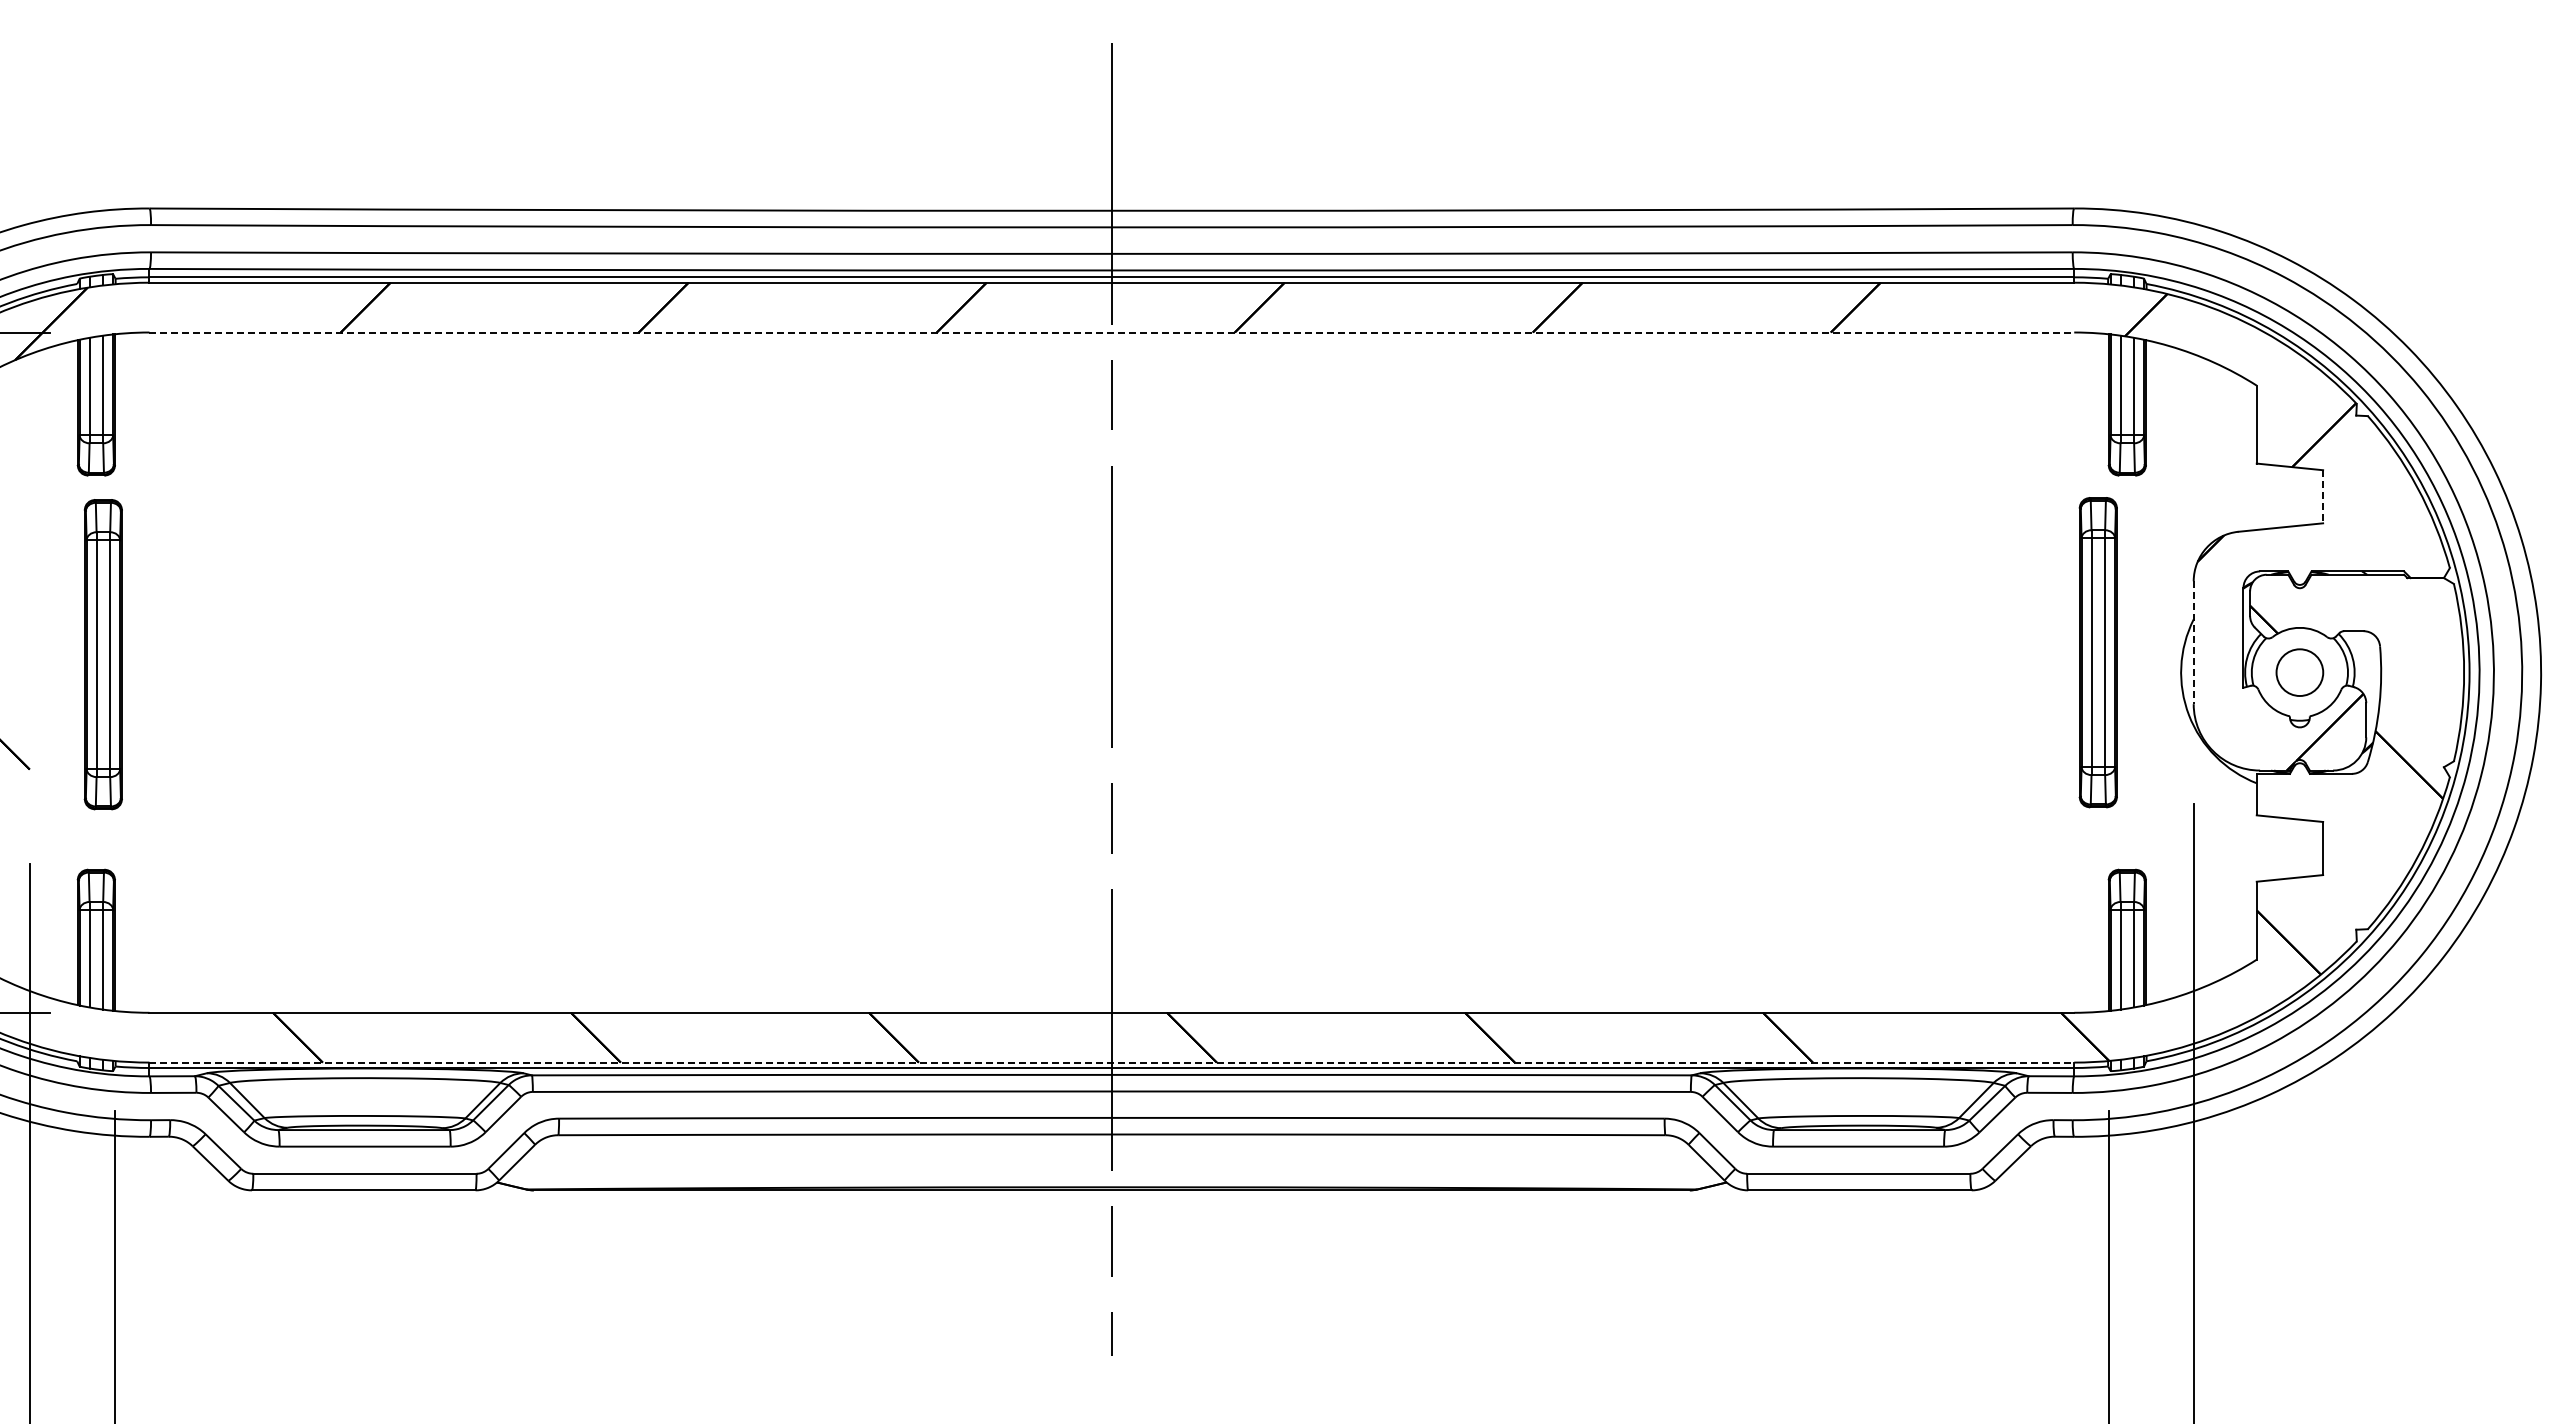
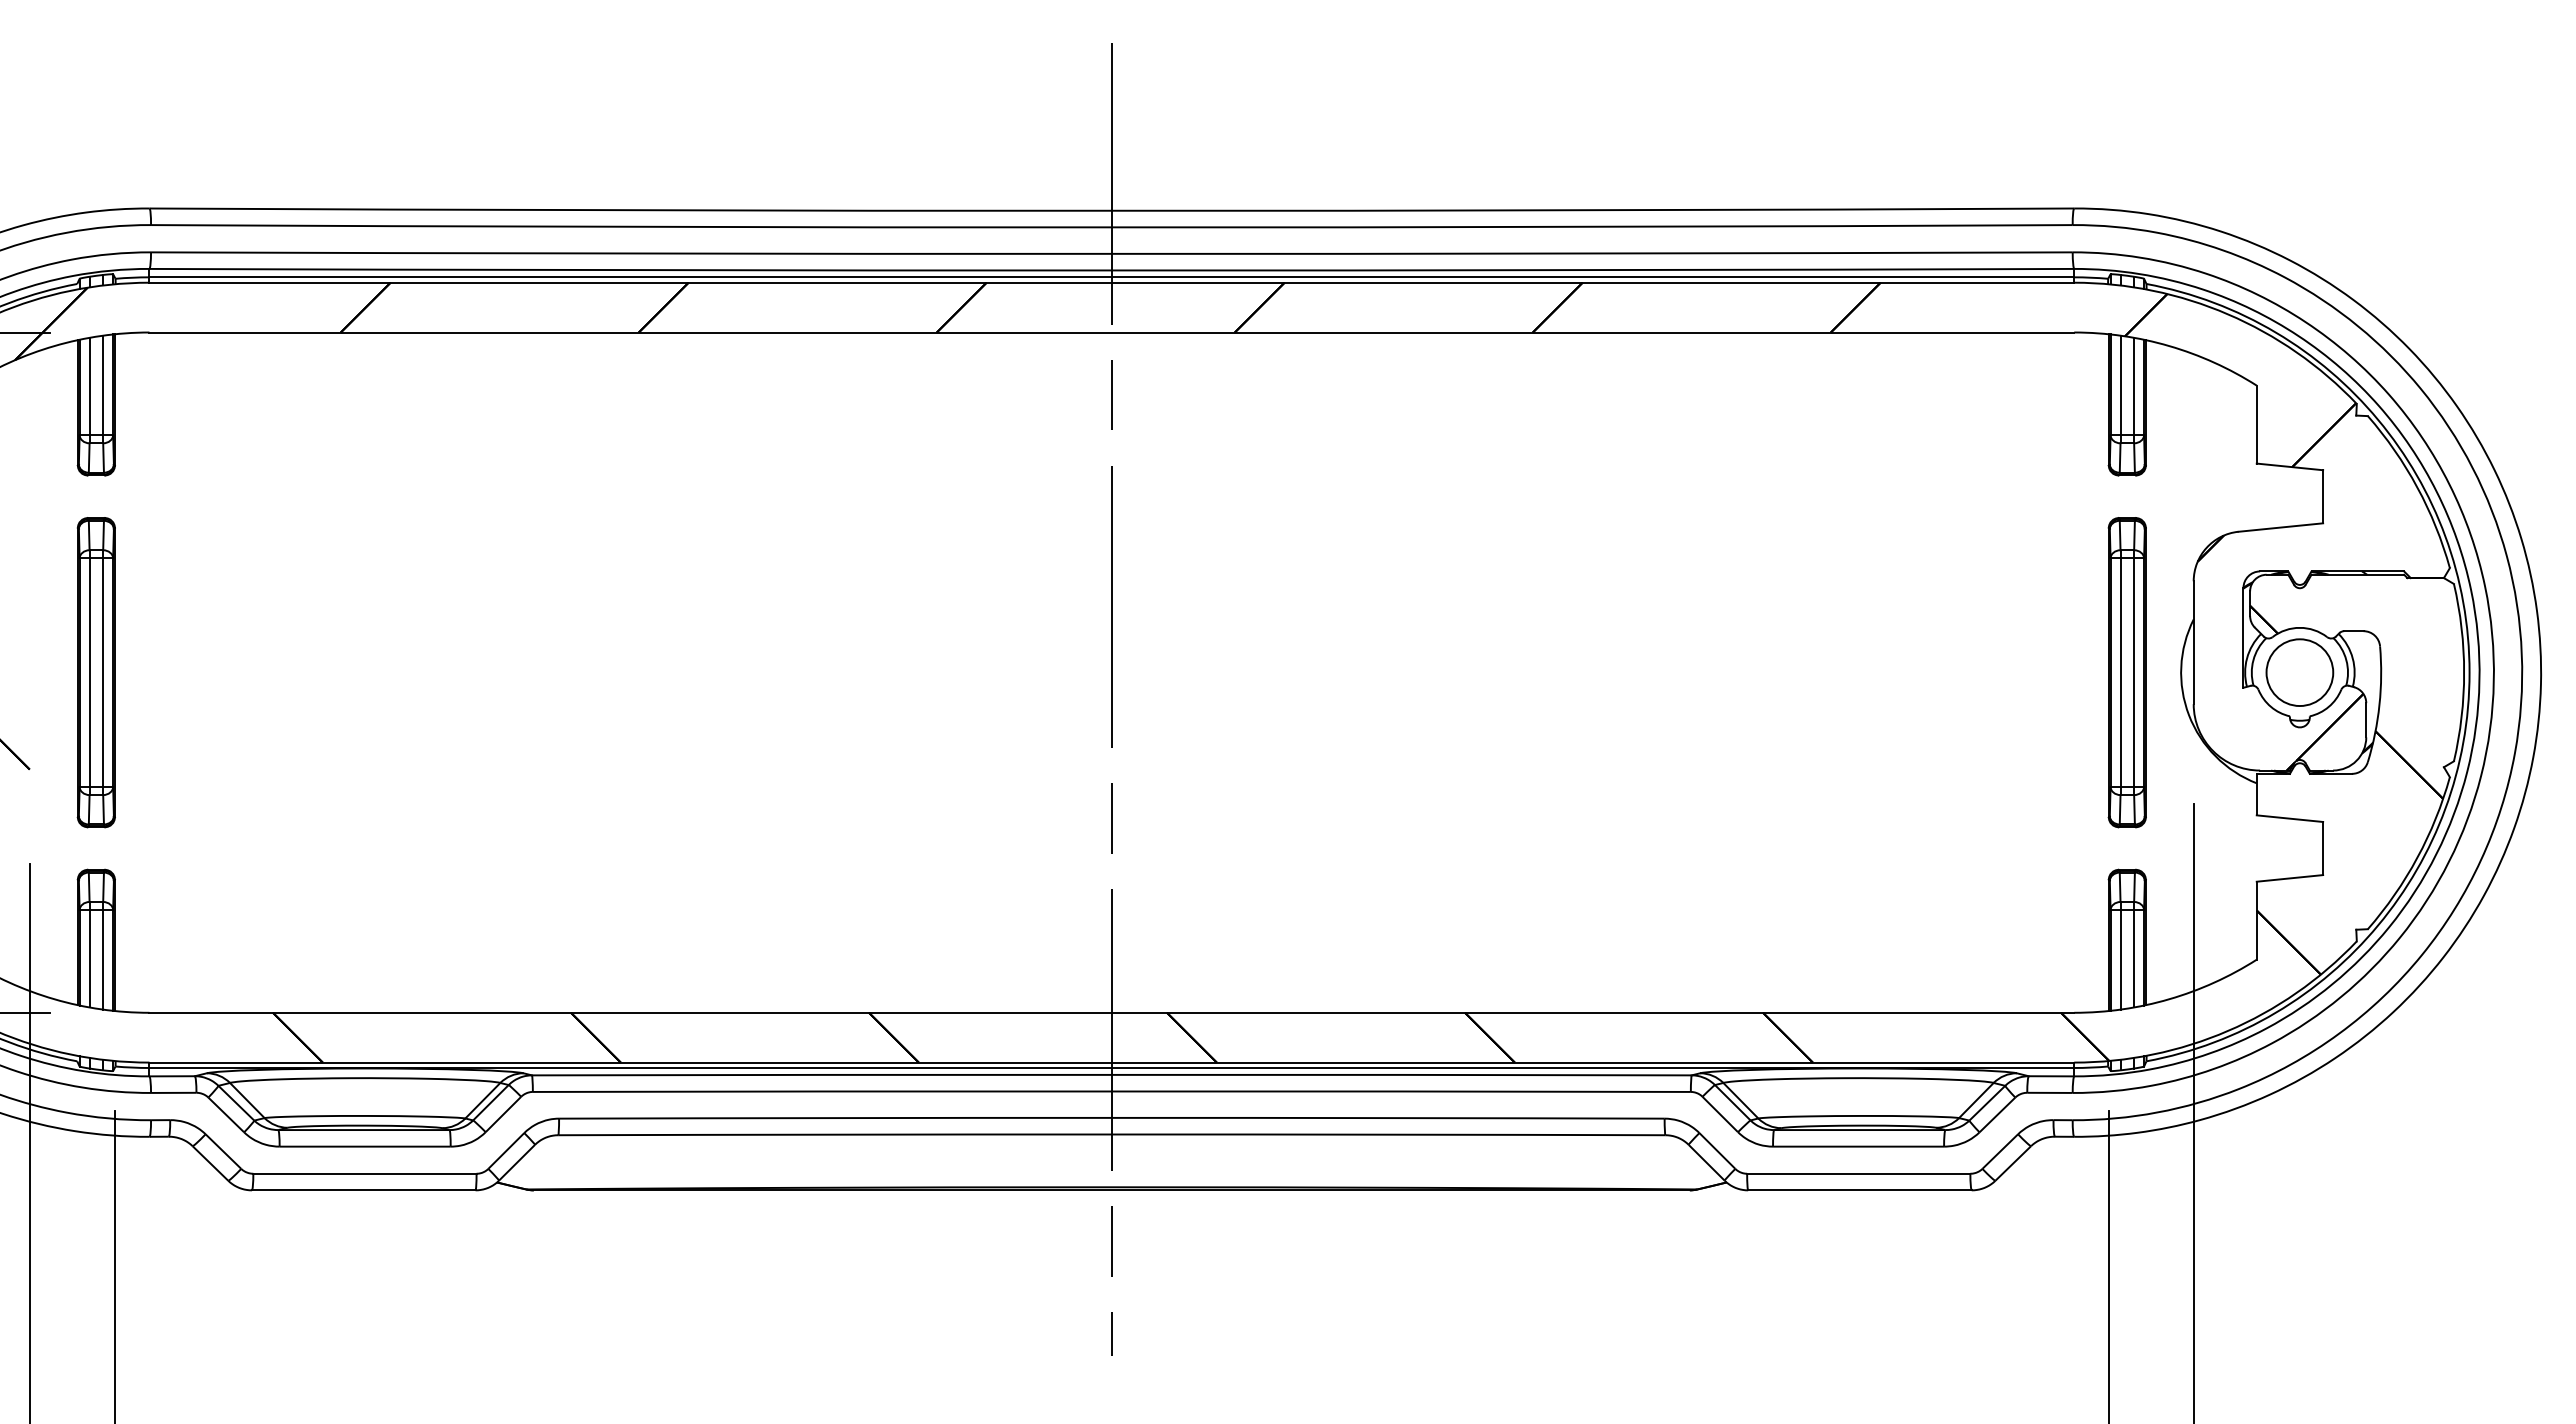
line: dashed -> solid (1112, 332)
line: dashed -> solid (2323, 496)
line: dashed -> solid (2193, 643)
part position: (2097, 652) -> (2126, 672) (2126, 672)
part position: (102, 654) -> (95, 672) (95, 672)
circle diameter: 47 px -> 67 px (2299, 672)
line: dashed -> solid (1112, 1062)
